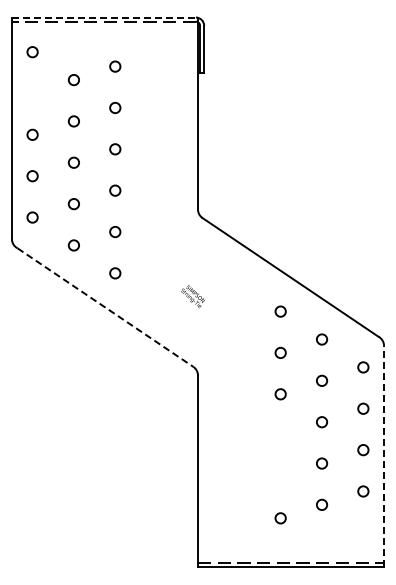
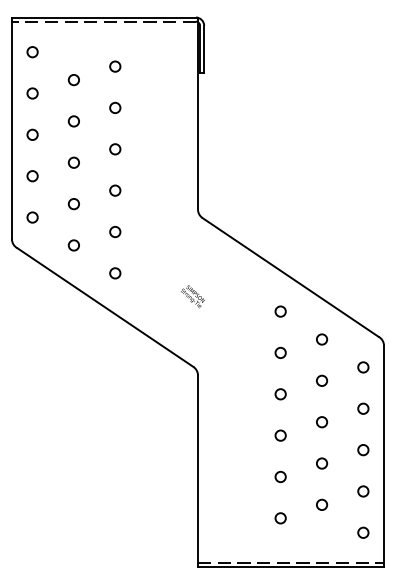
line: dashed -> solid (103, 17)
circle: none -> present (32, 93)
line: dashed -> solid (105, 307)
circle: none -> present (280, 435)
line: dashed -> solid (384, 456)
circle: none -> present (280, 476)
circle: none -> present (363, 532)
